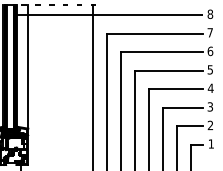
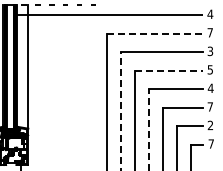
text: 8 -> 4 (209, 13)
line: solid -> dashed (155, 33)
text: 6 -> 3 (210, 51)
line: solid -> dashed (168, 70)
line: present -> none (93, 86)
text: 3 -> 7 (209, 106)
line: solid -> dashed (121, 111)
line: solid -> dashed (149, 130)
text: 1 -> 7 (210, 143)
